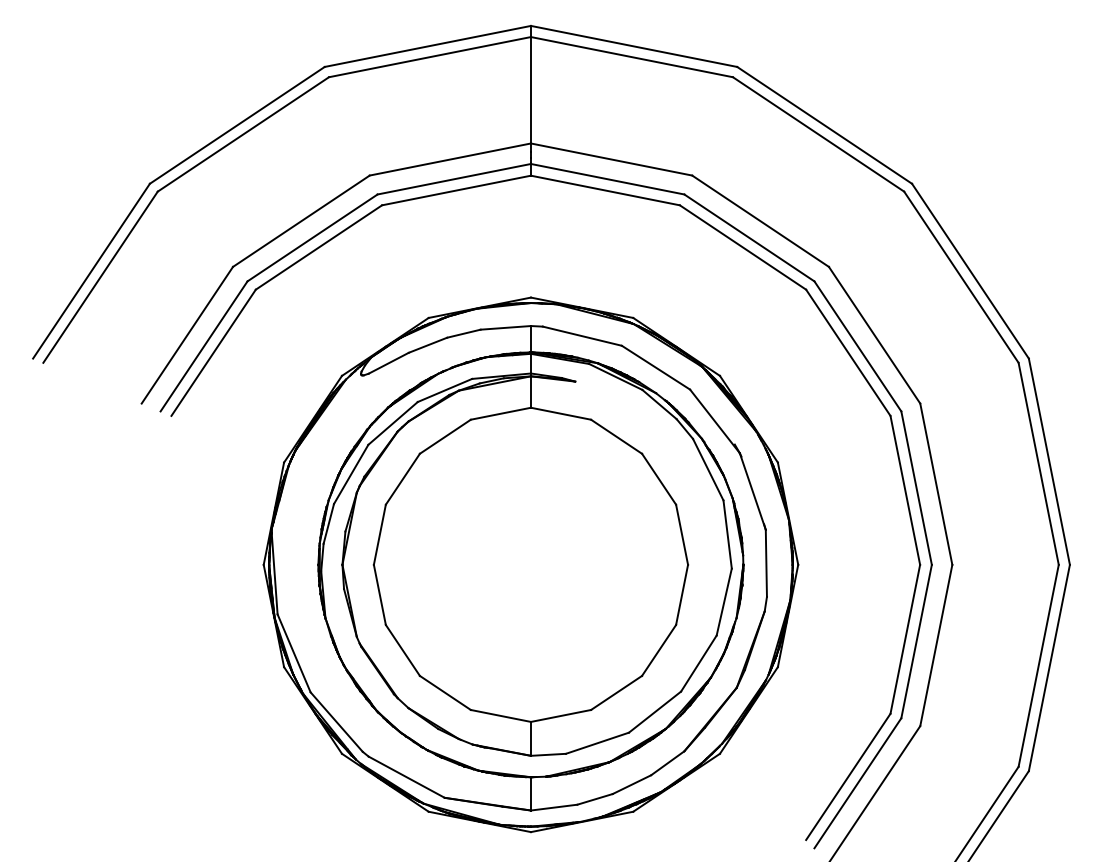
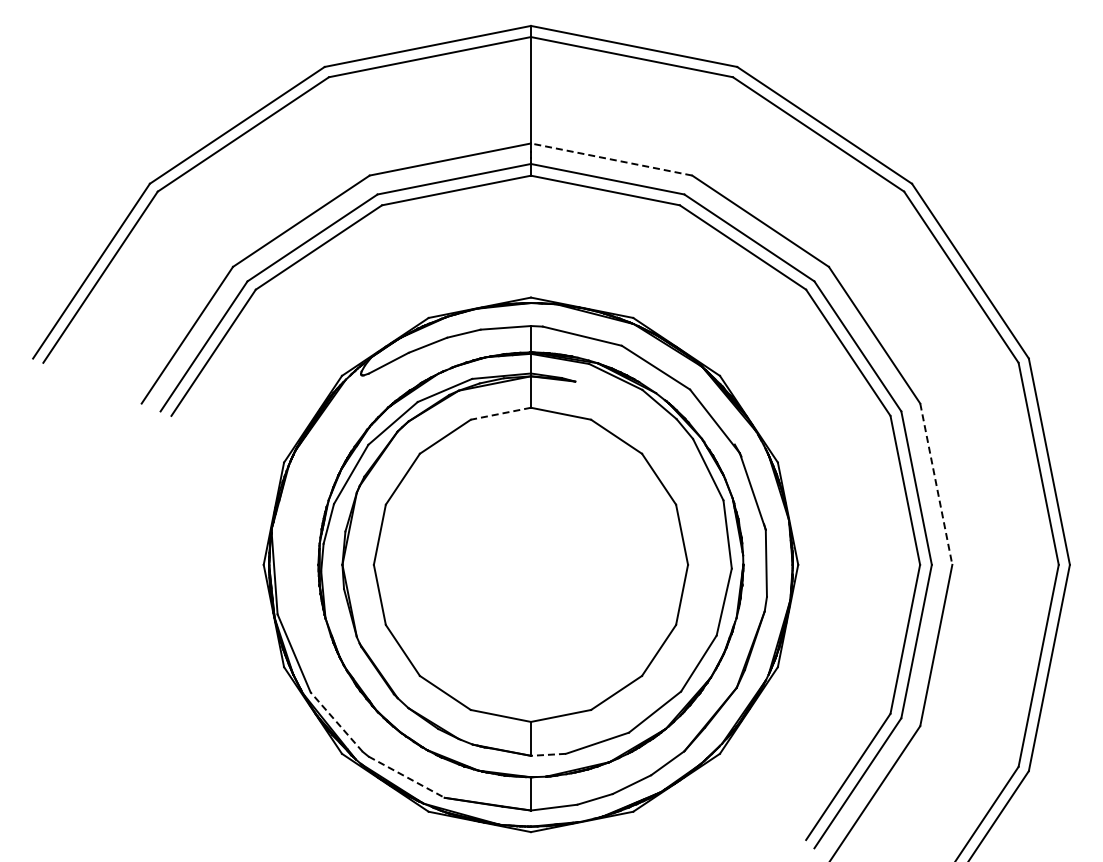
line: solid -> dashed (611, 159)
line: solid -> dashed (500, 413)
line: solid -> dashed (936, 484)
line: solid -> dashed (336, 722)
line: solid -> dashed (548, 754)
line: solid -> dashed (407, 777)
